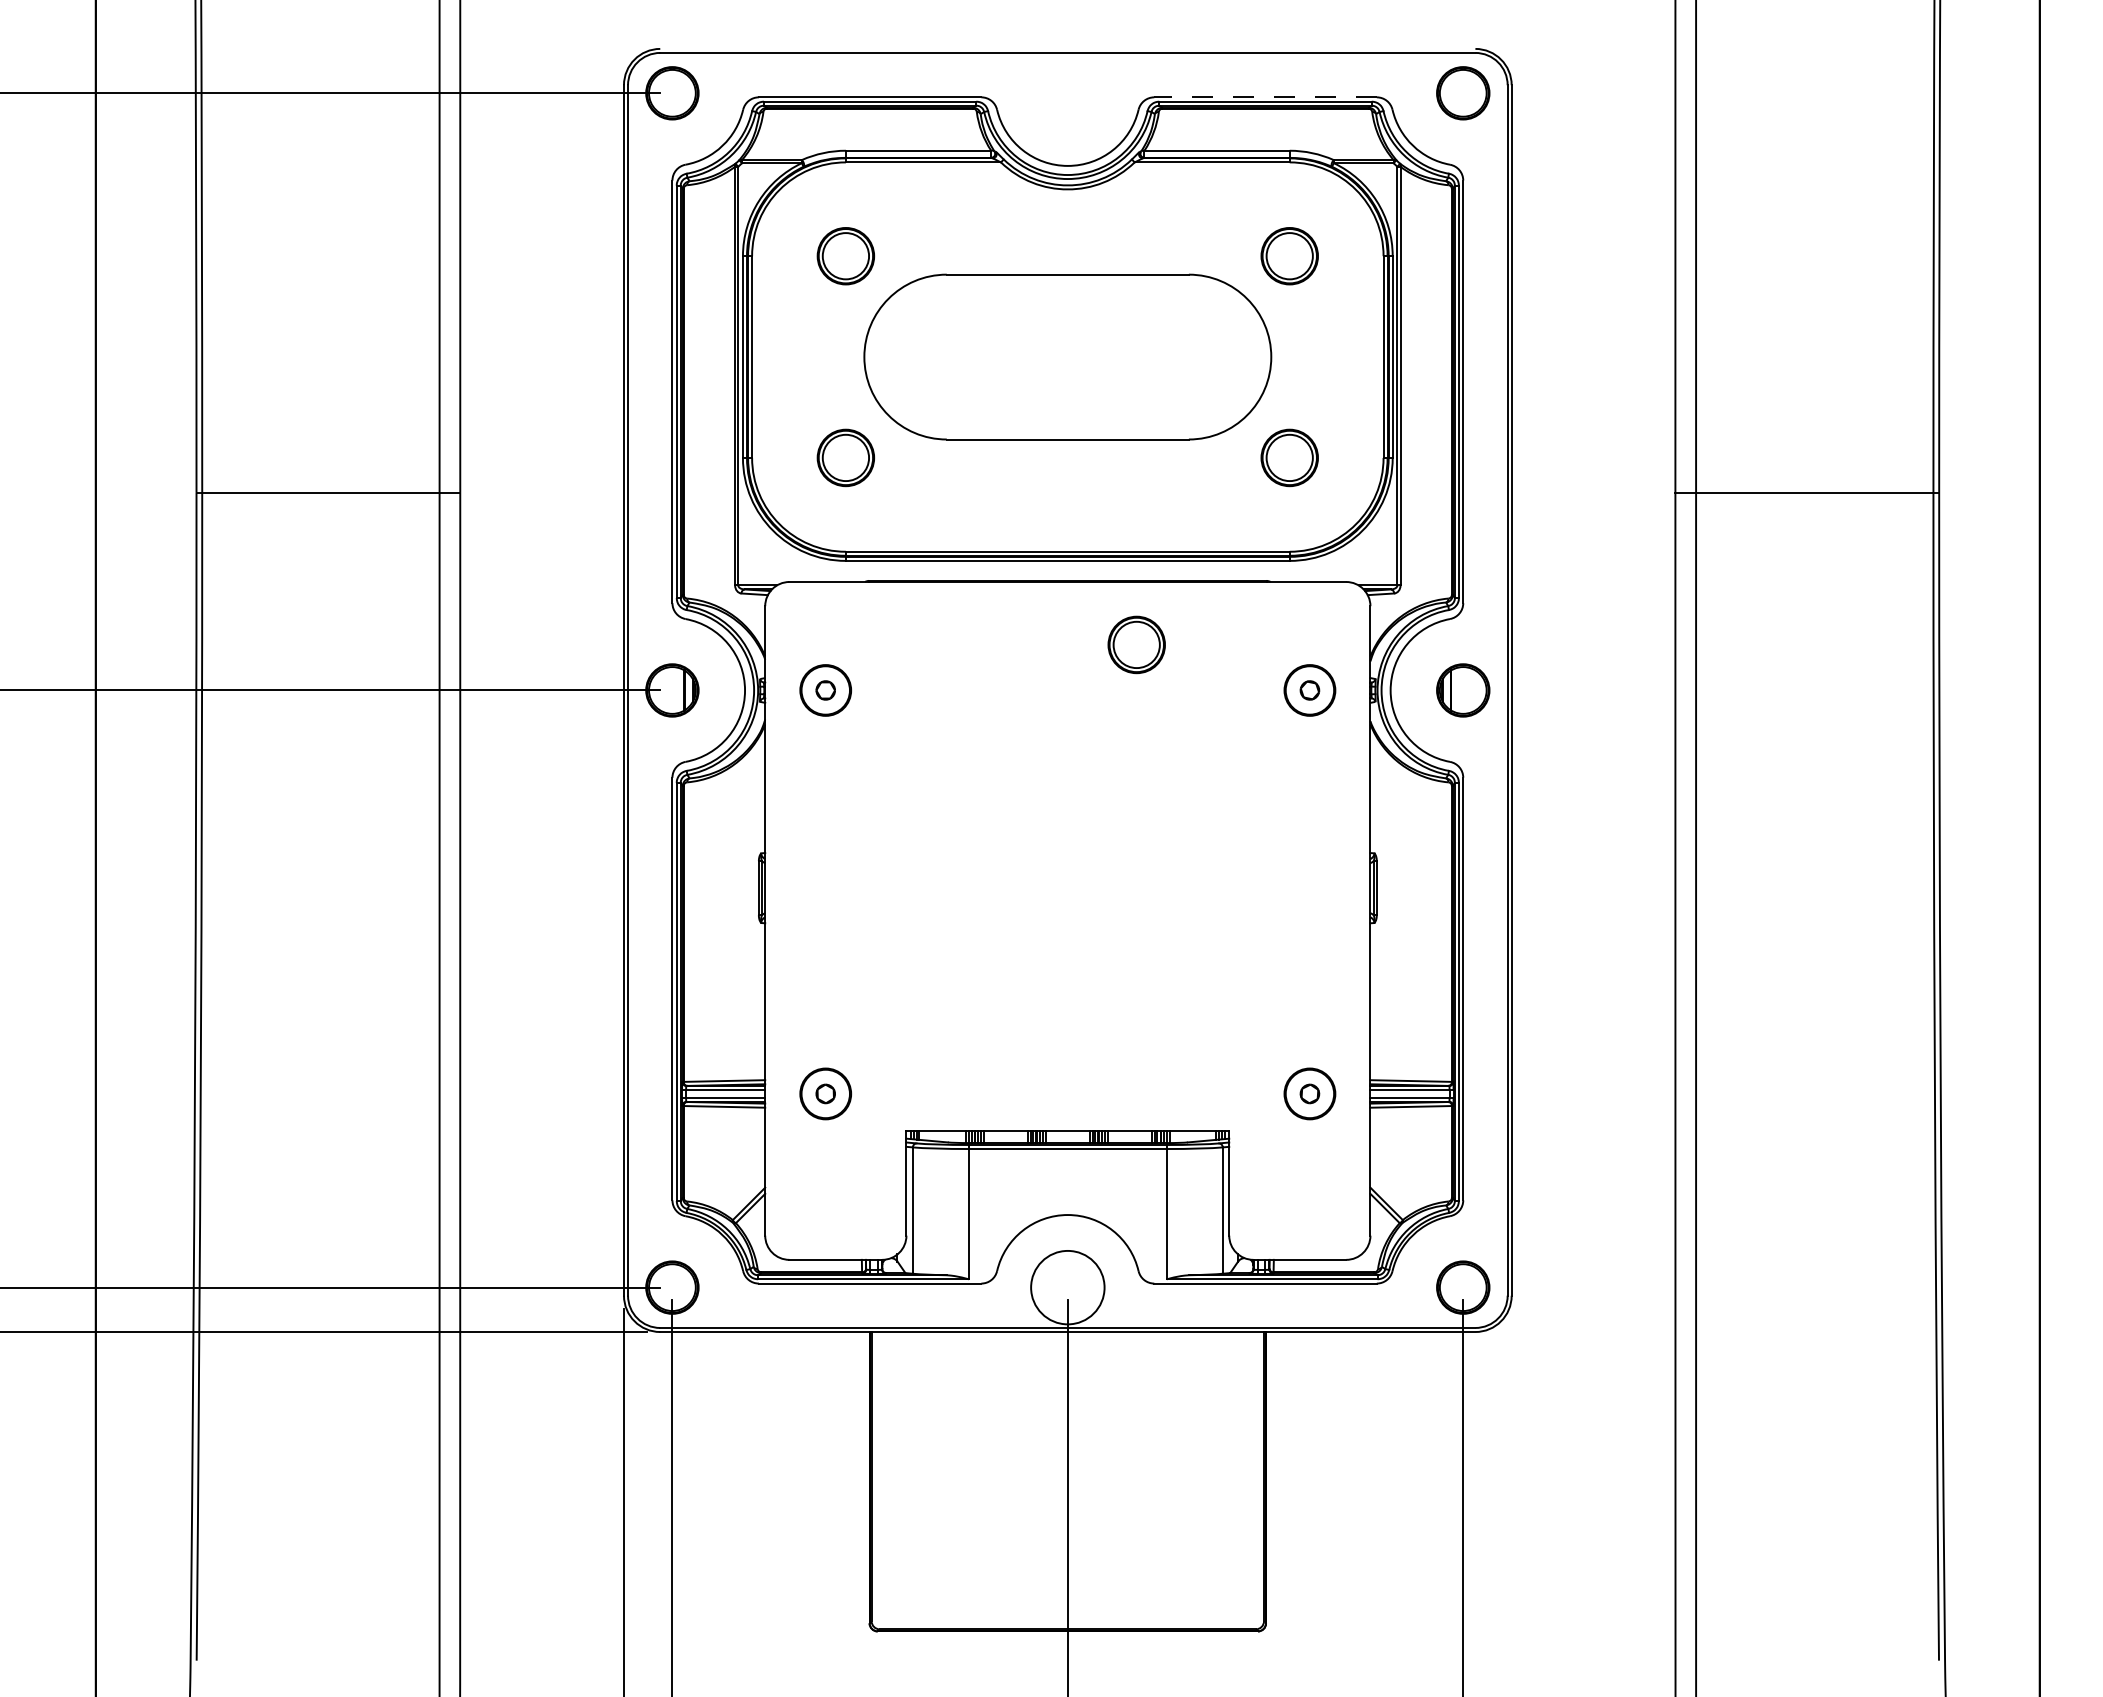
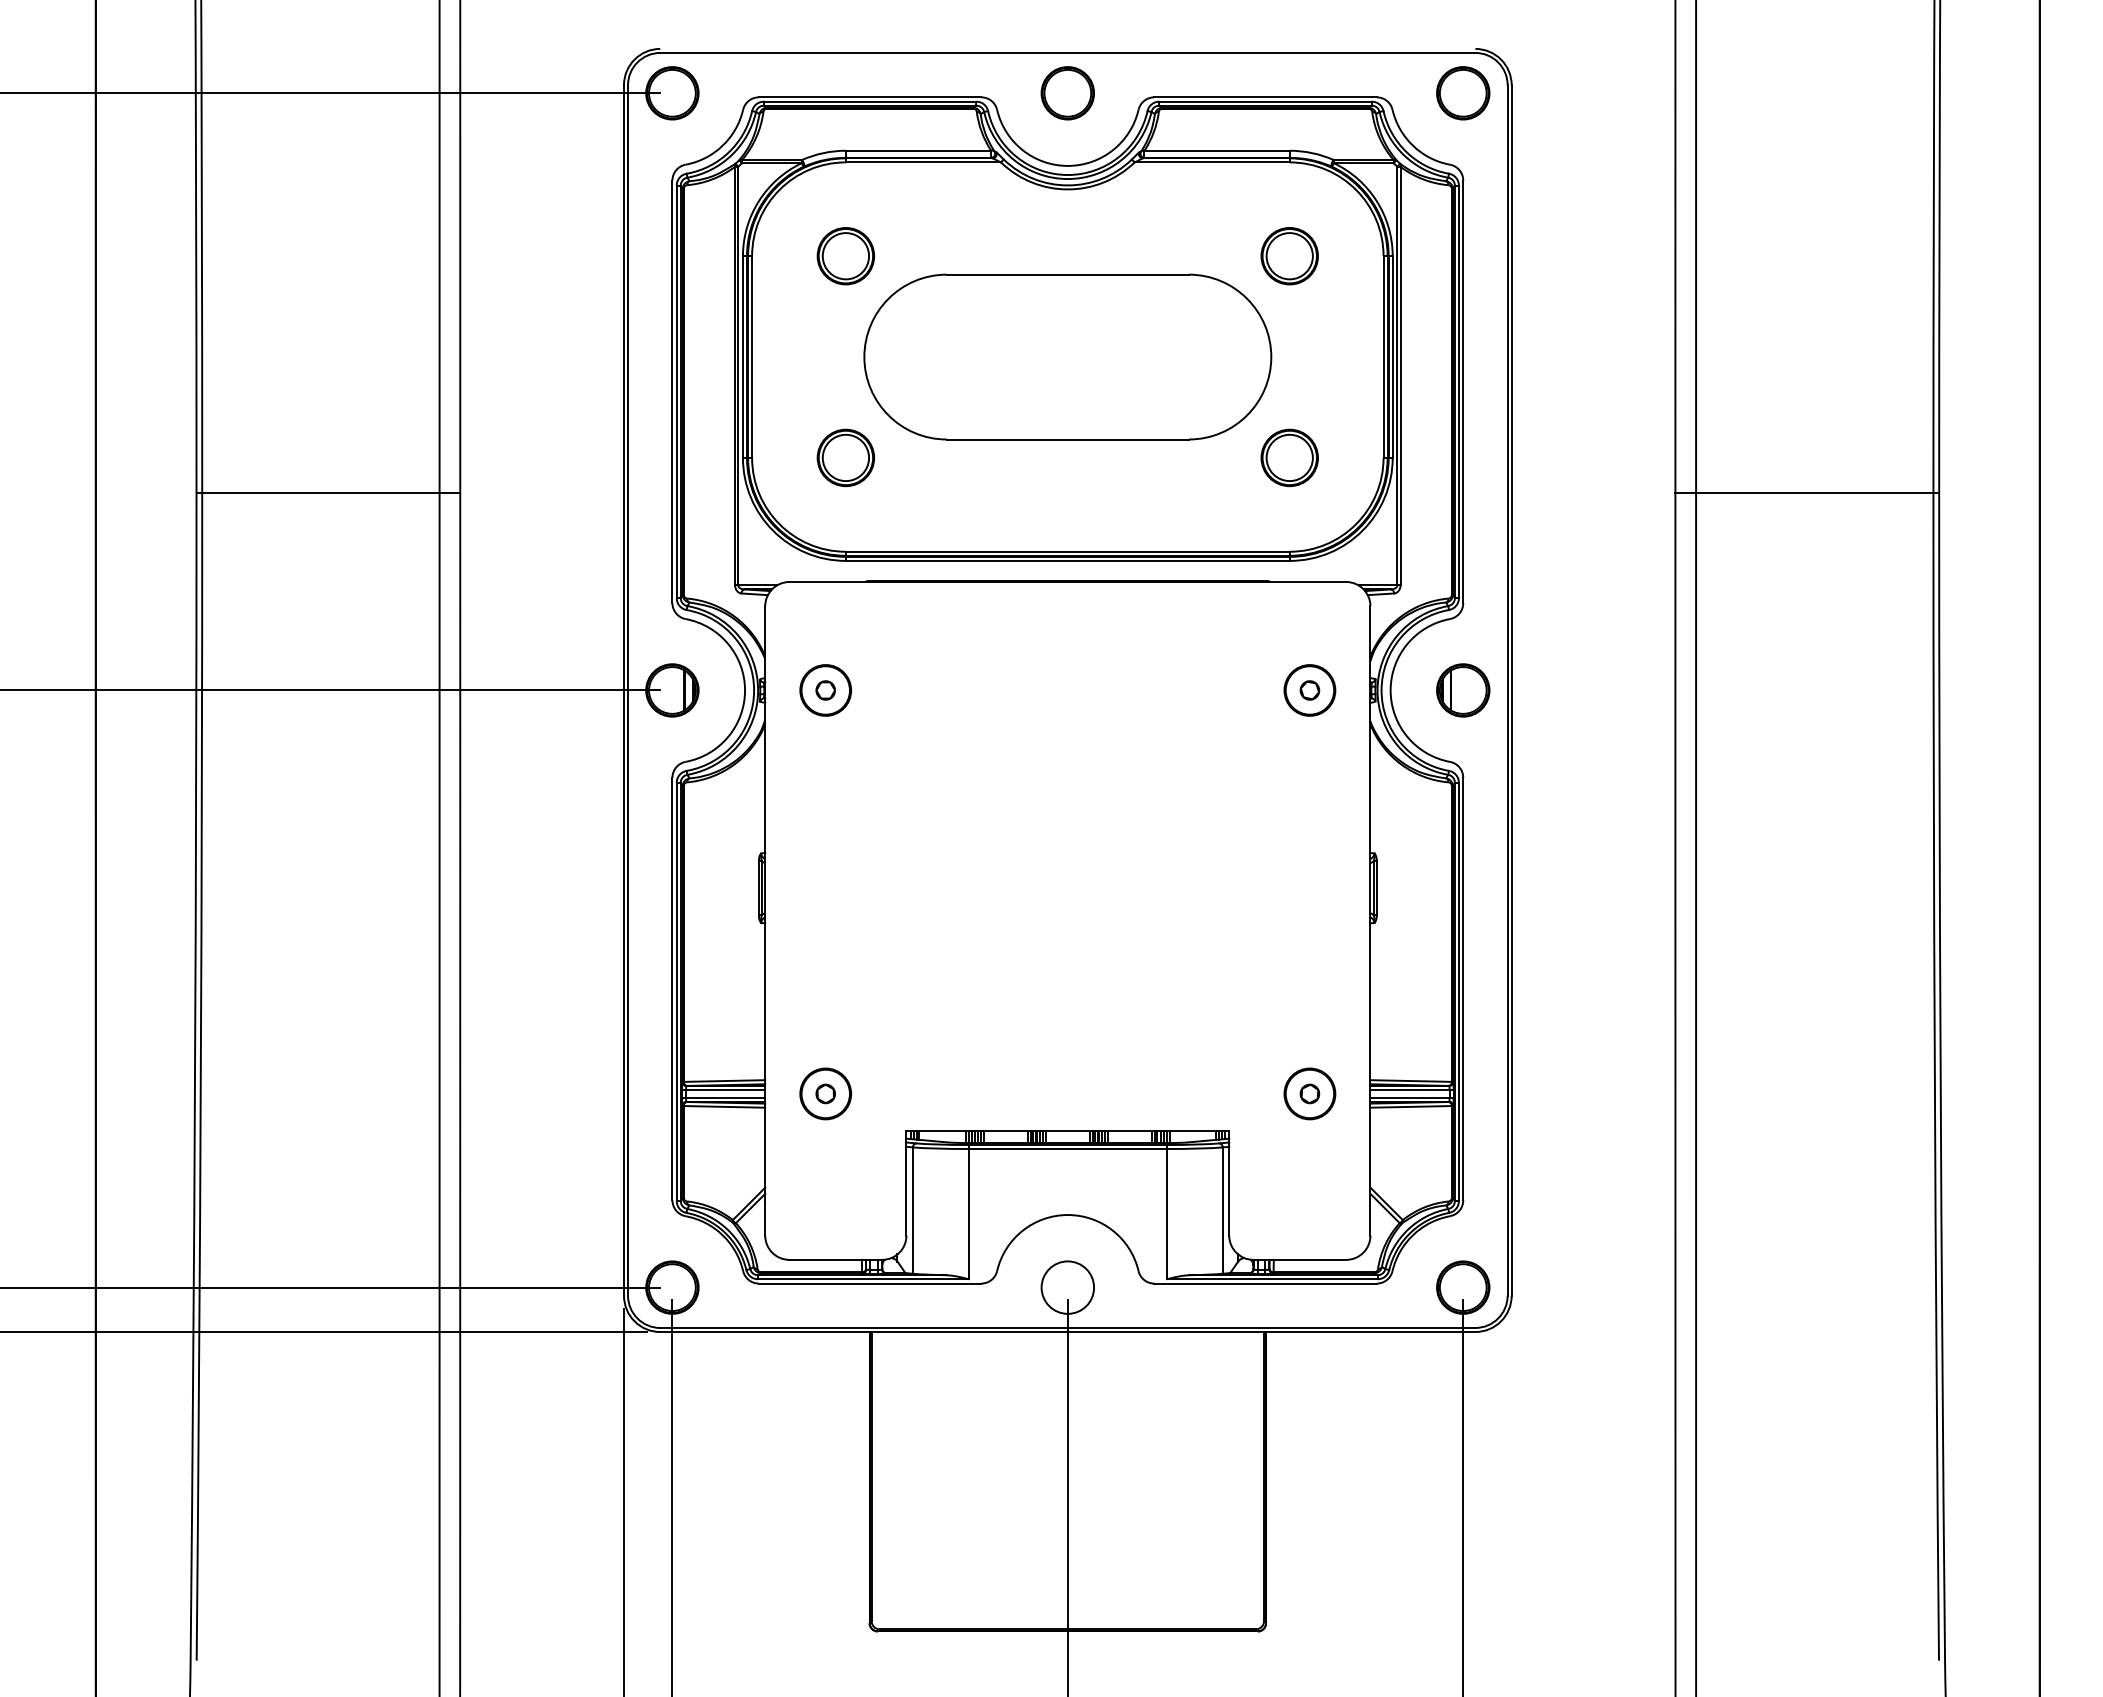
part: none -> present (1067, 93)
line: dashed -> solid (1265, 97)
part: present -> none (1136, 644)
circle diameter: 73 px -> 52 px (1067, 1287)
